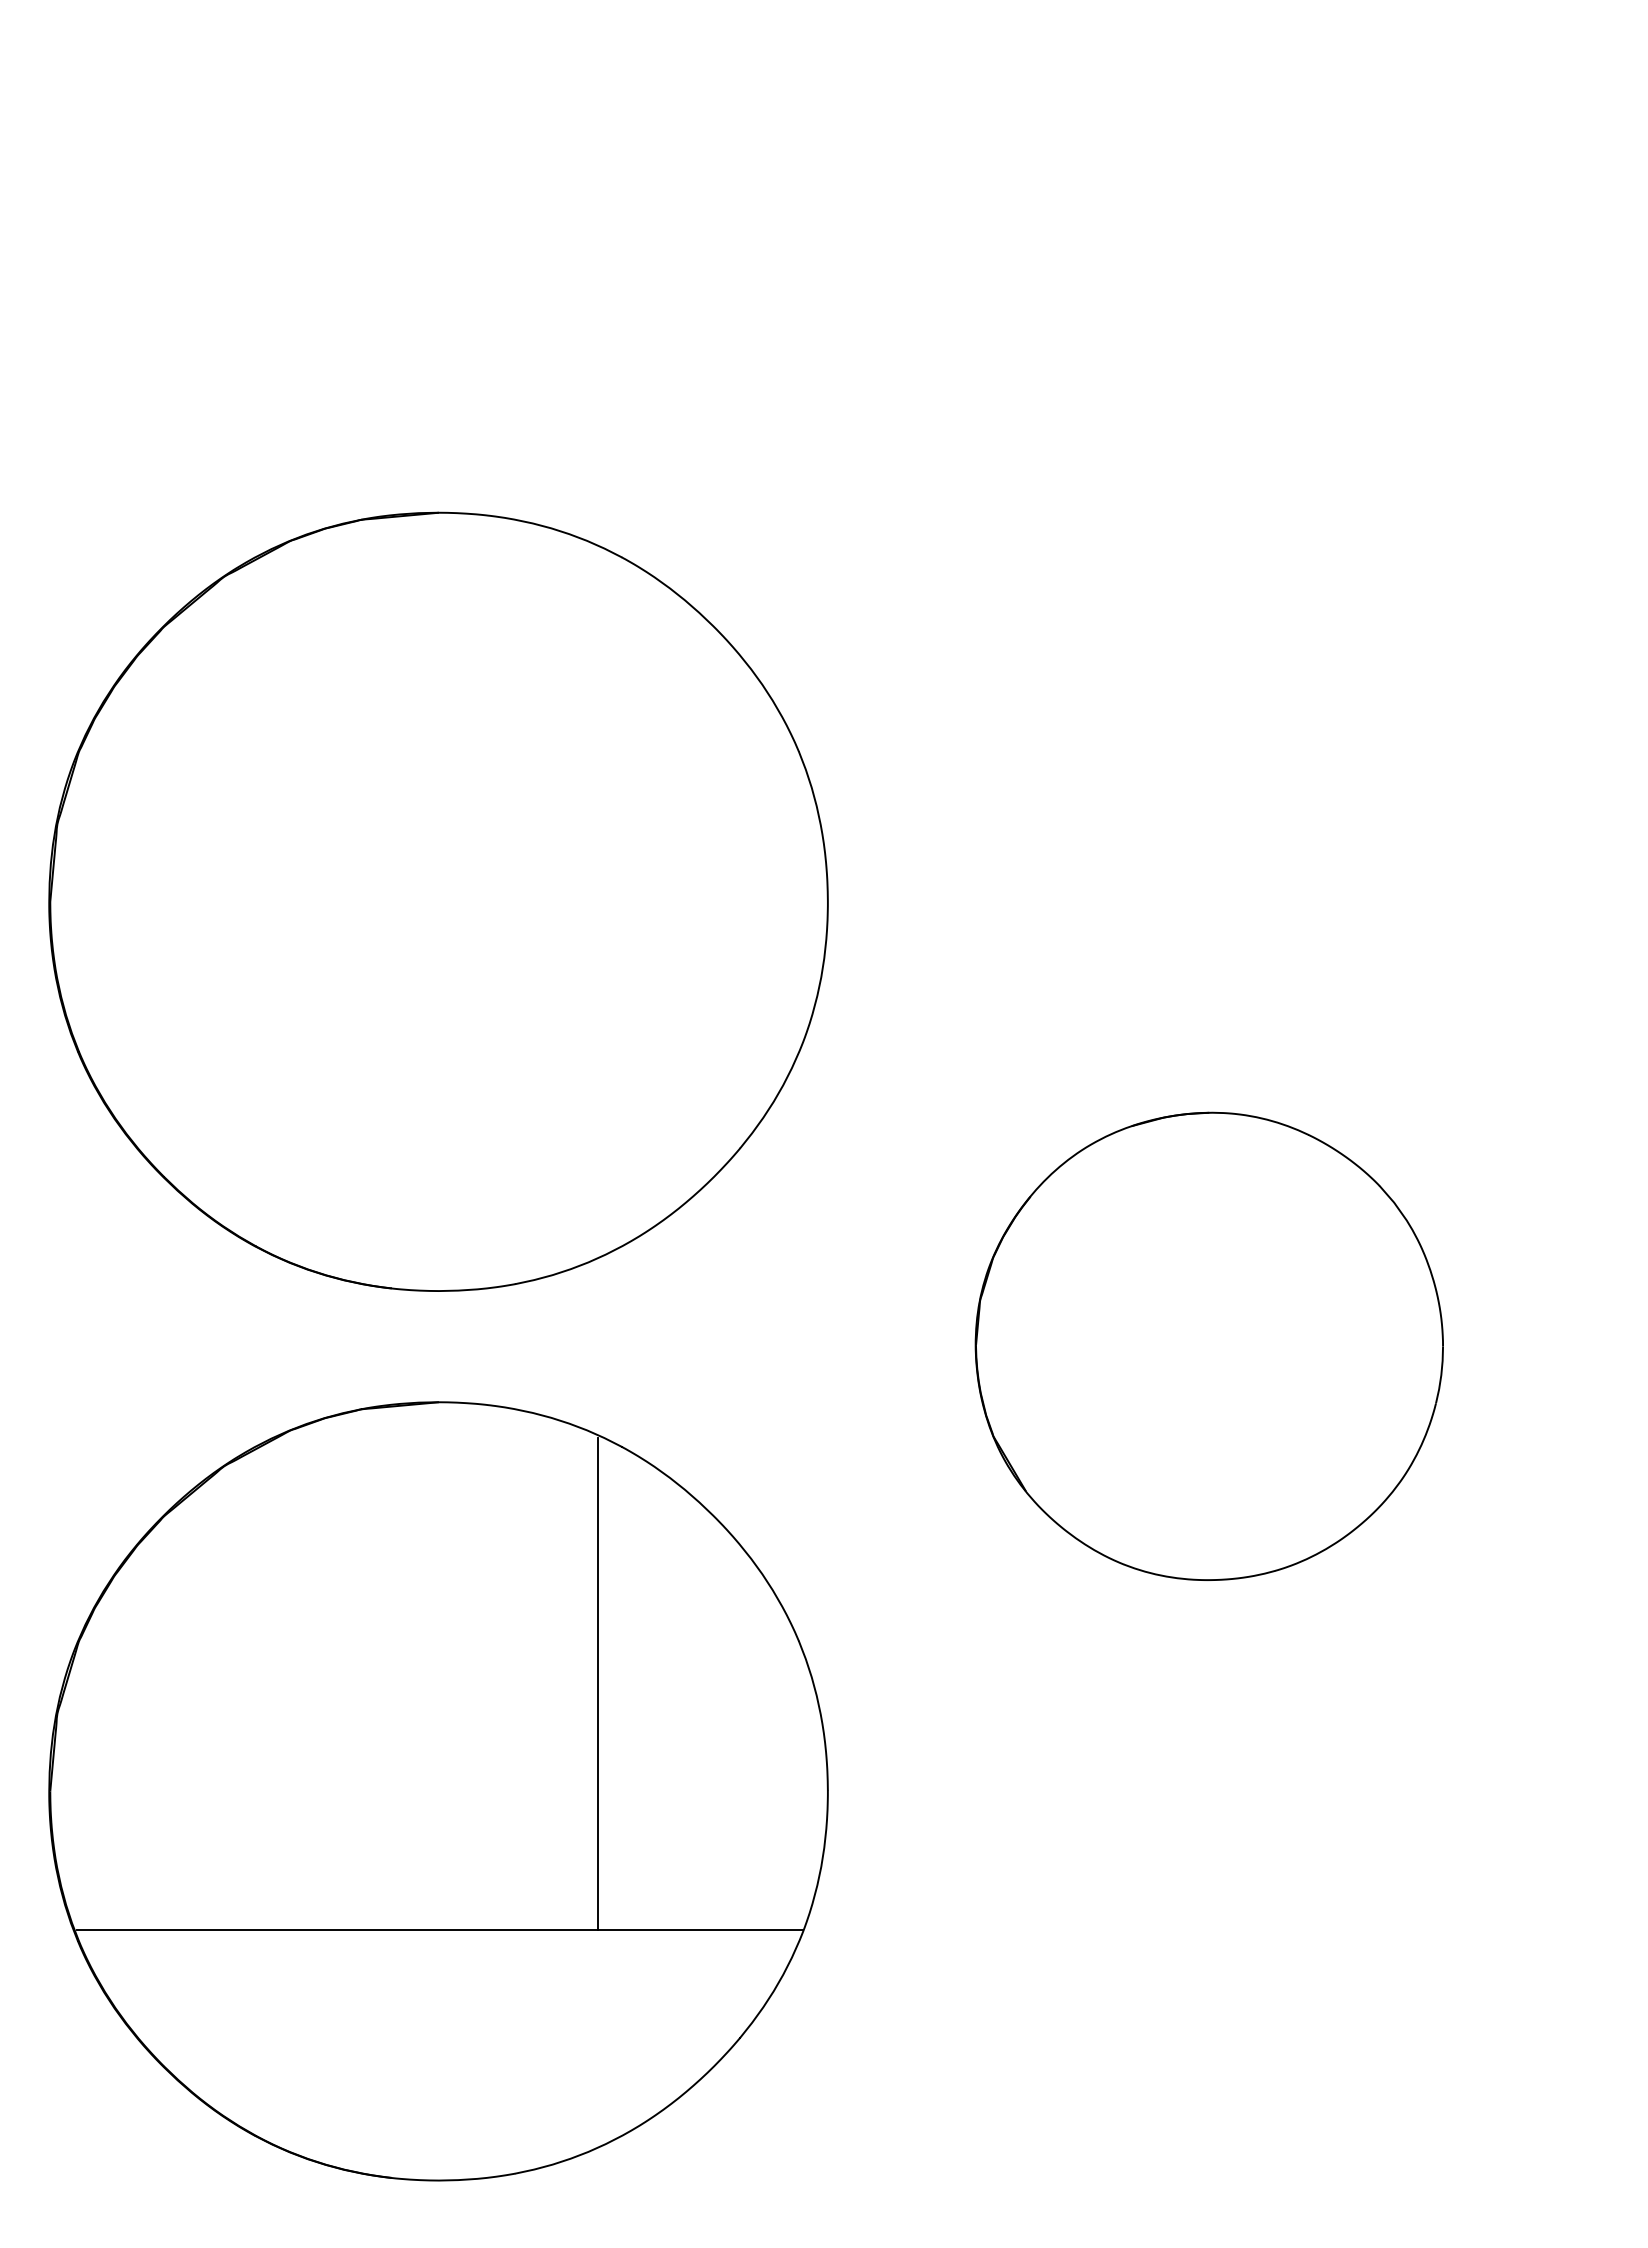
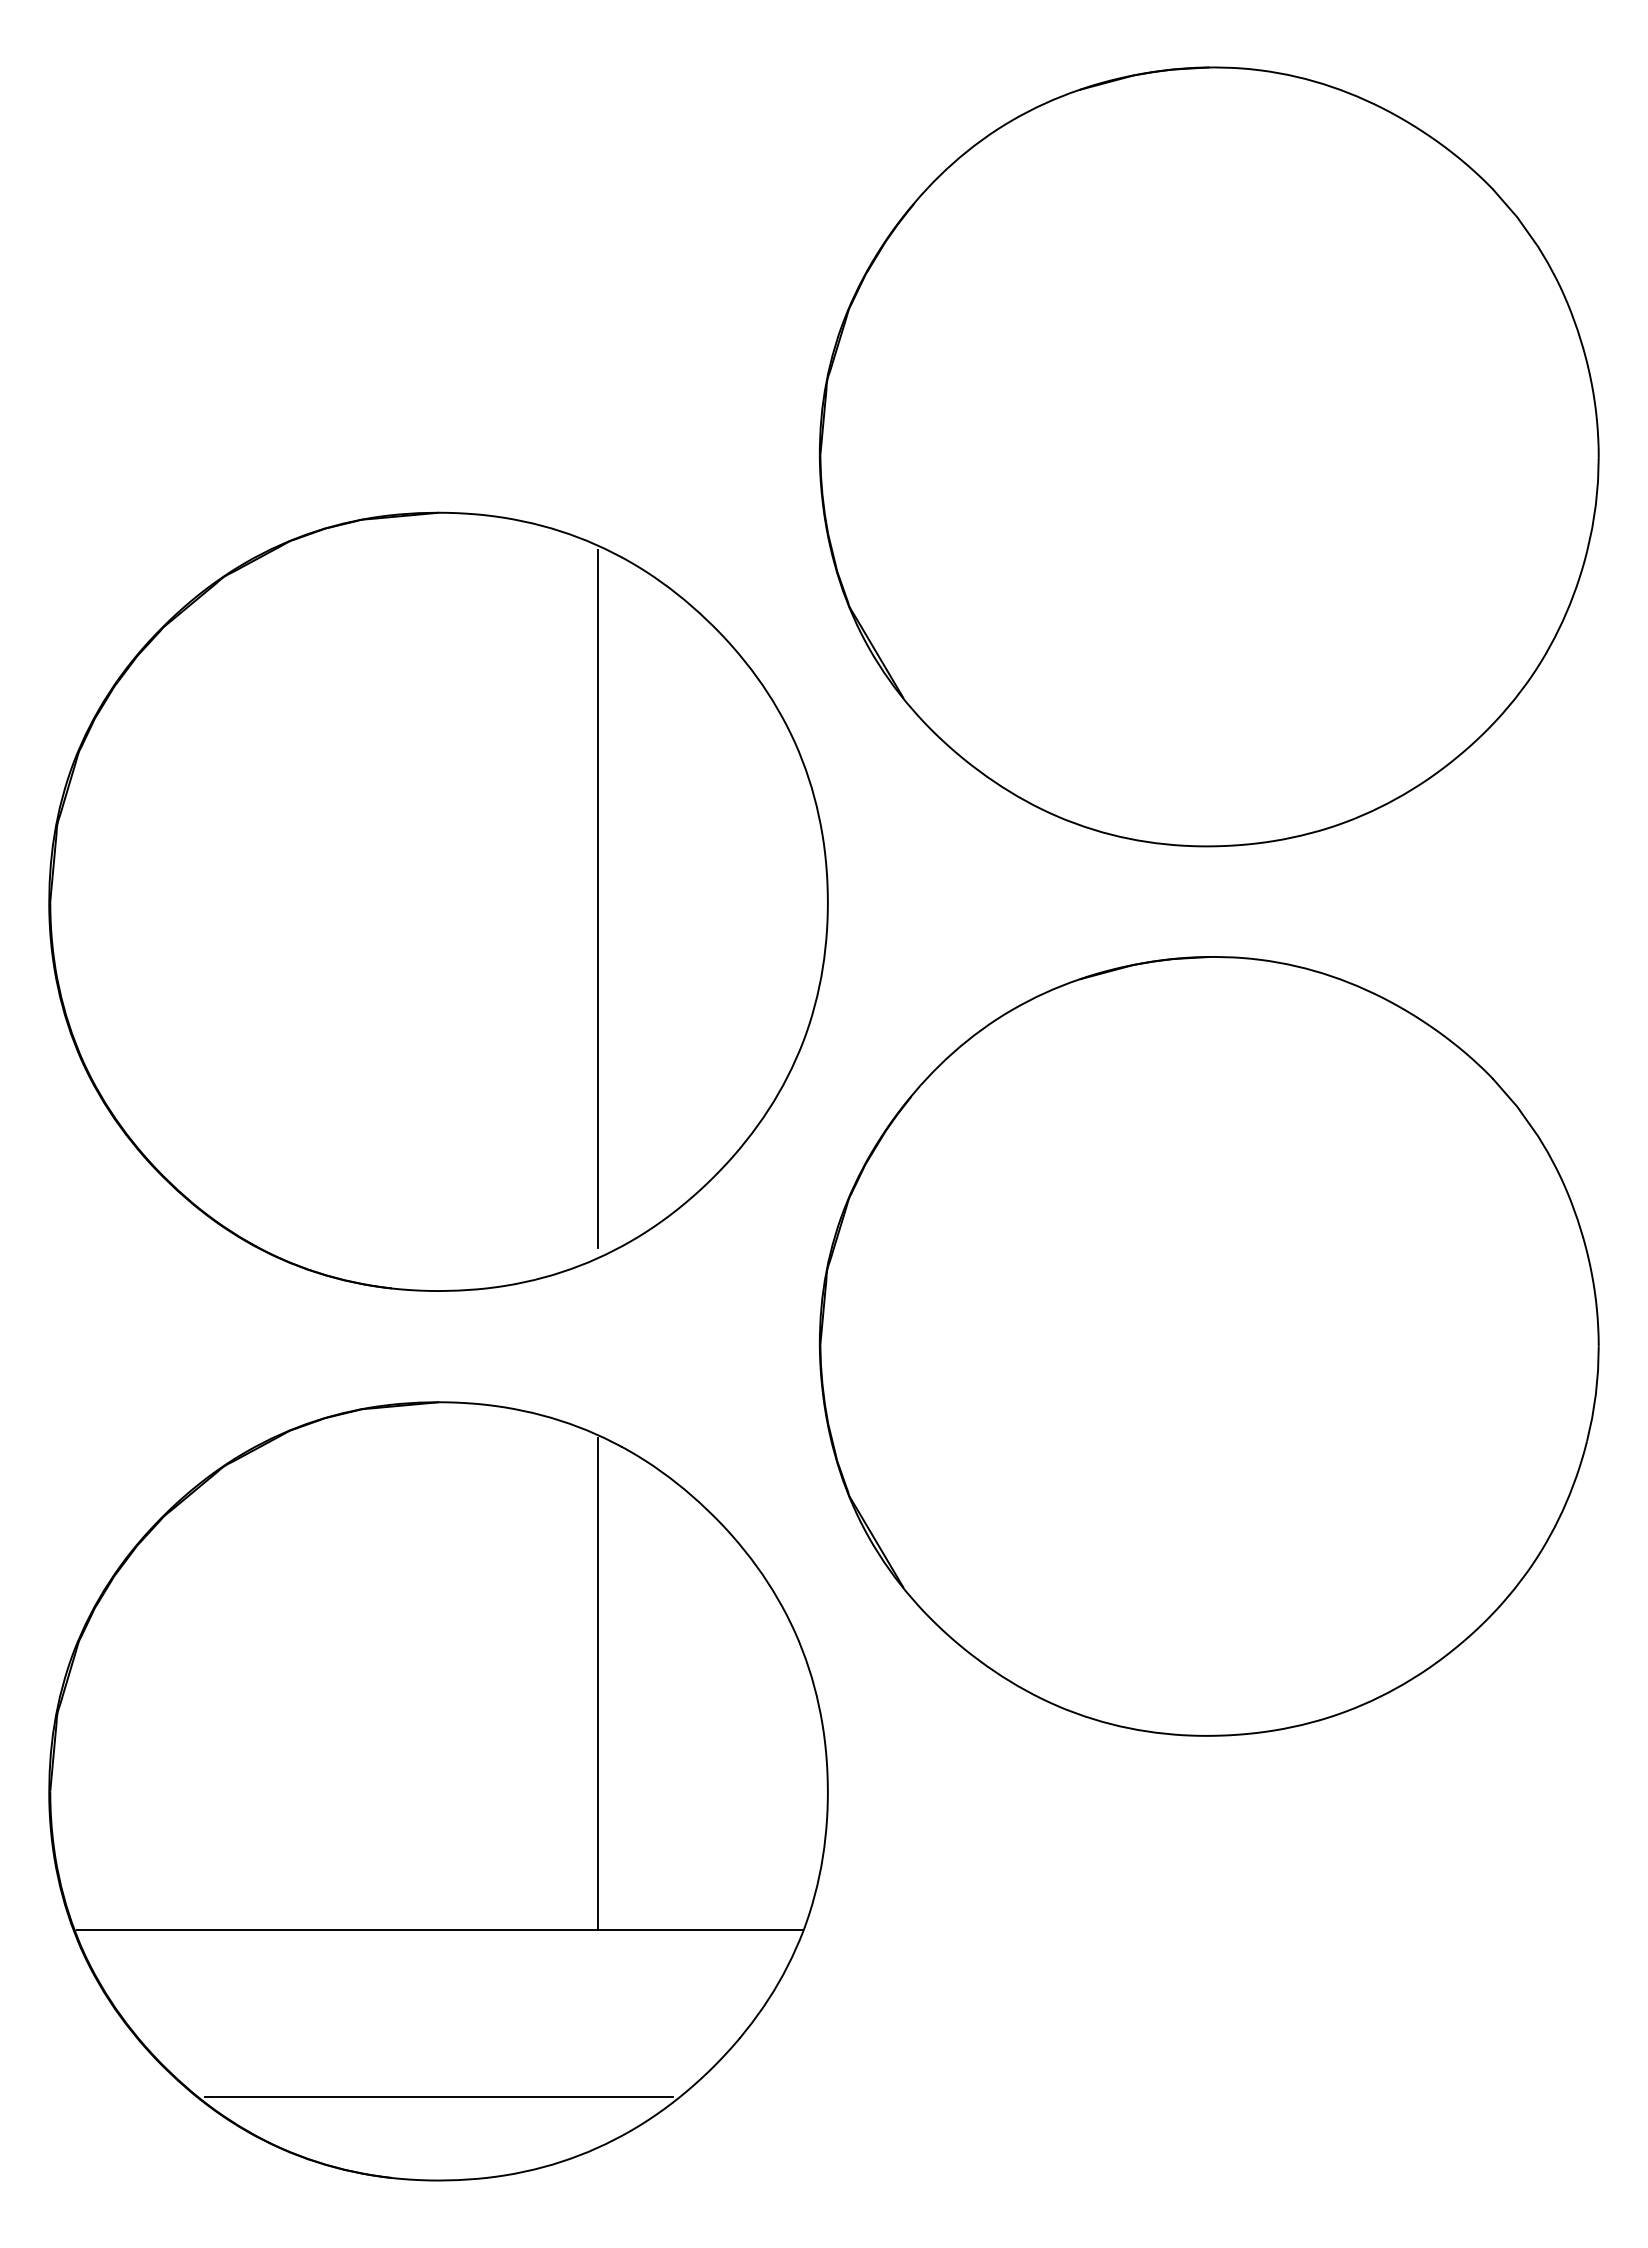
part: none -> present (1209, 456)
line: none -> present (597, 898)
part size: 470x470 px -> 781x781 px (1209, 1346)
line: none -> present (438, 2097)
